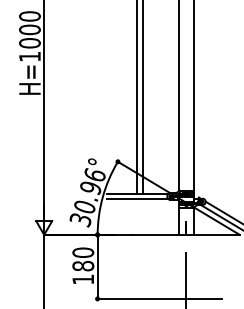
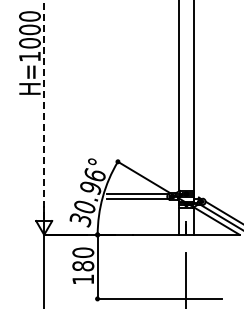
line: present -> none (136, 98)
line: present -> none (142, 98)
line: solid -> dashed (44, 109)
